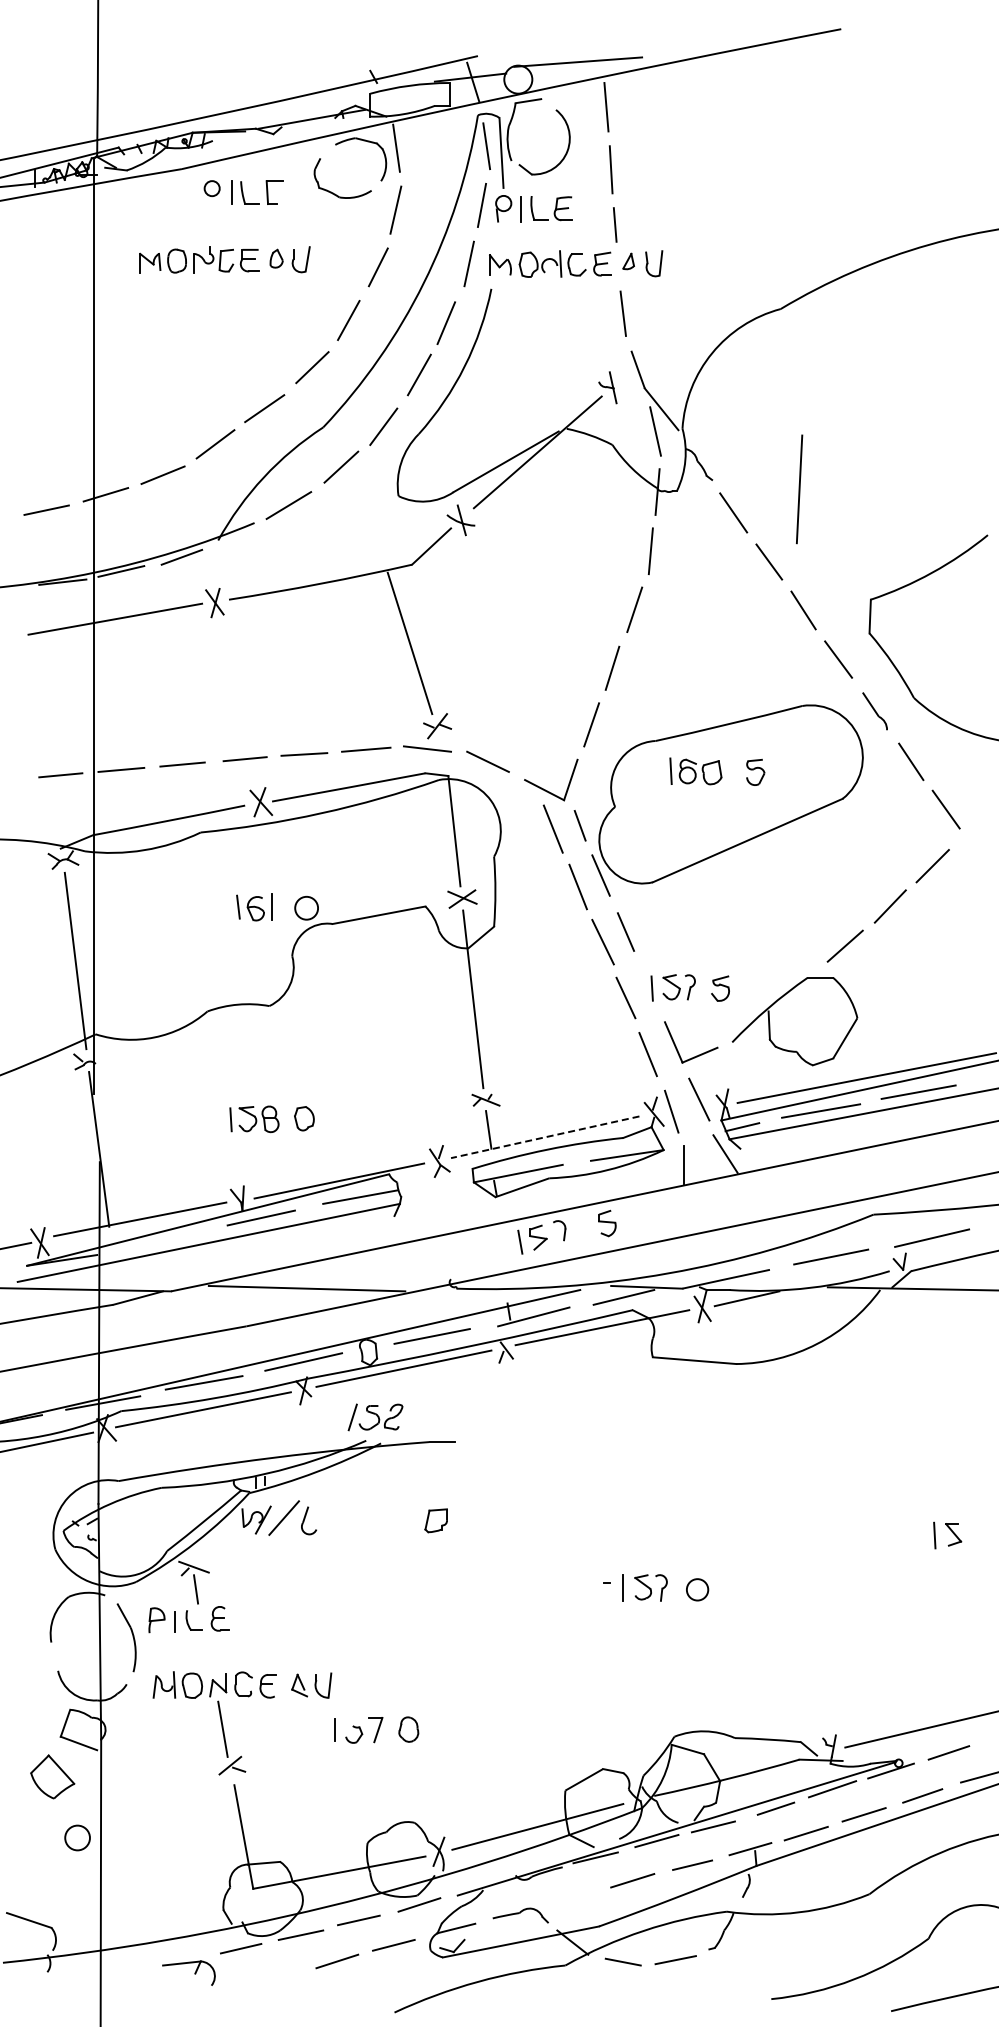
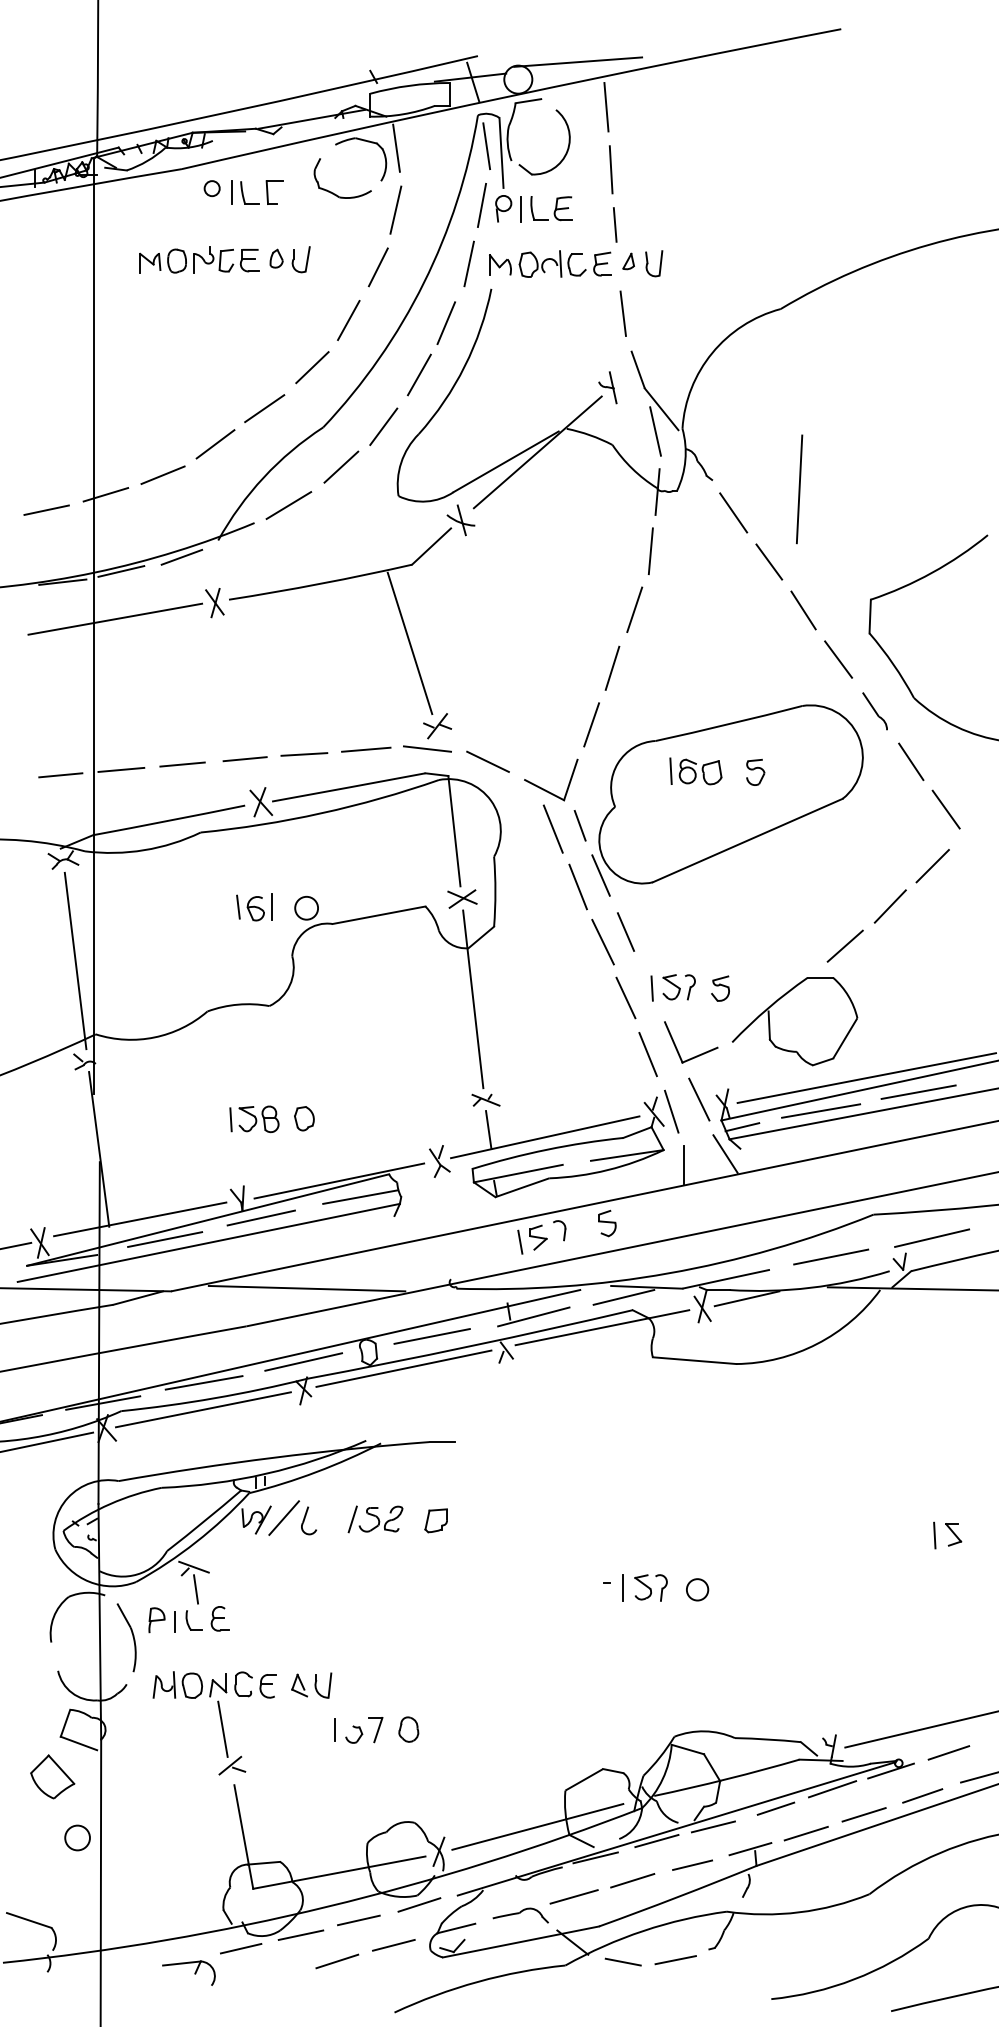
line: dashed -> solid (544, 1137)
line: none -> present (165, 1239)
part position: (375, 1417) -> (375, 1519) (375, 1519)
line: none -> present (573, 1896)
